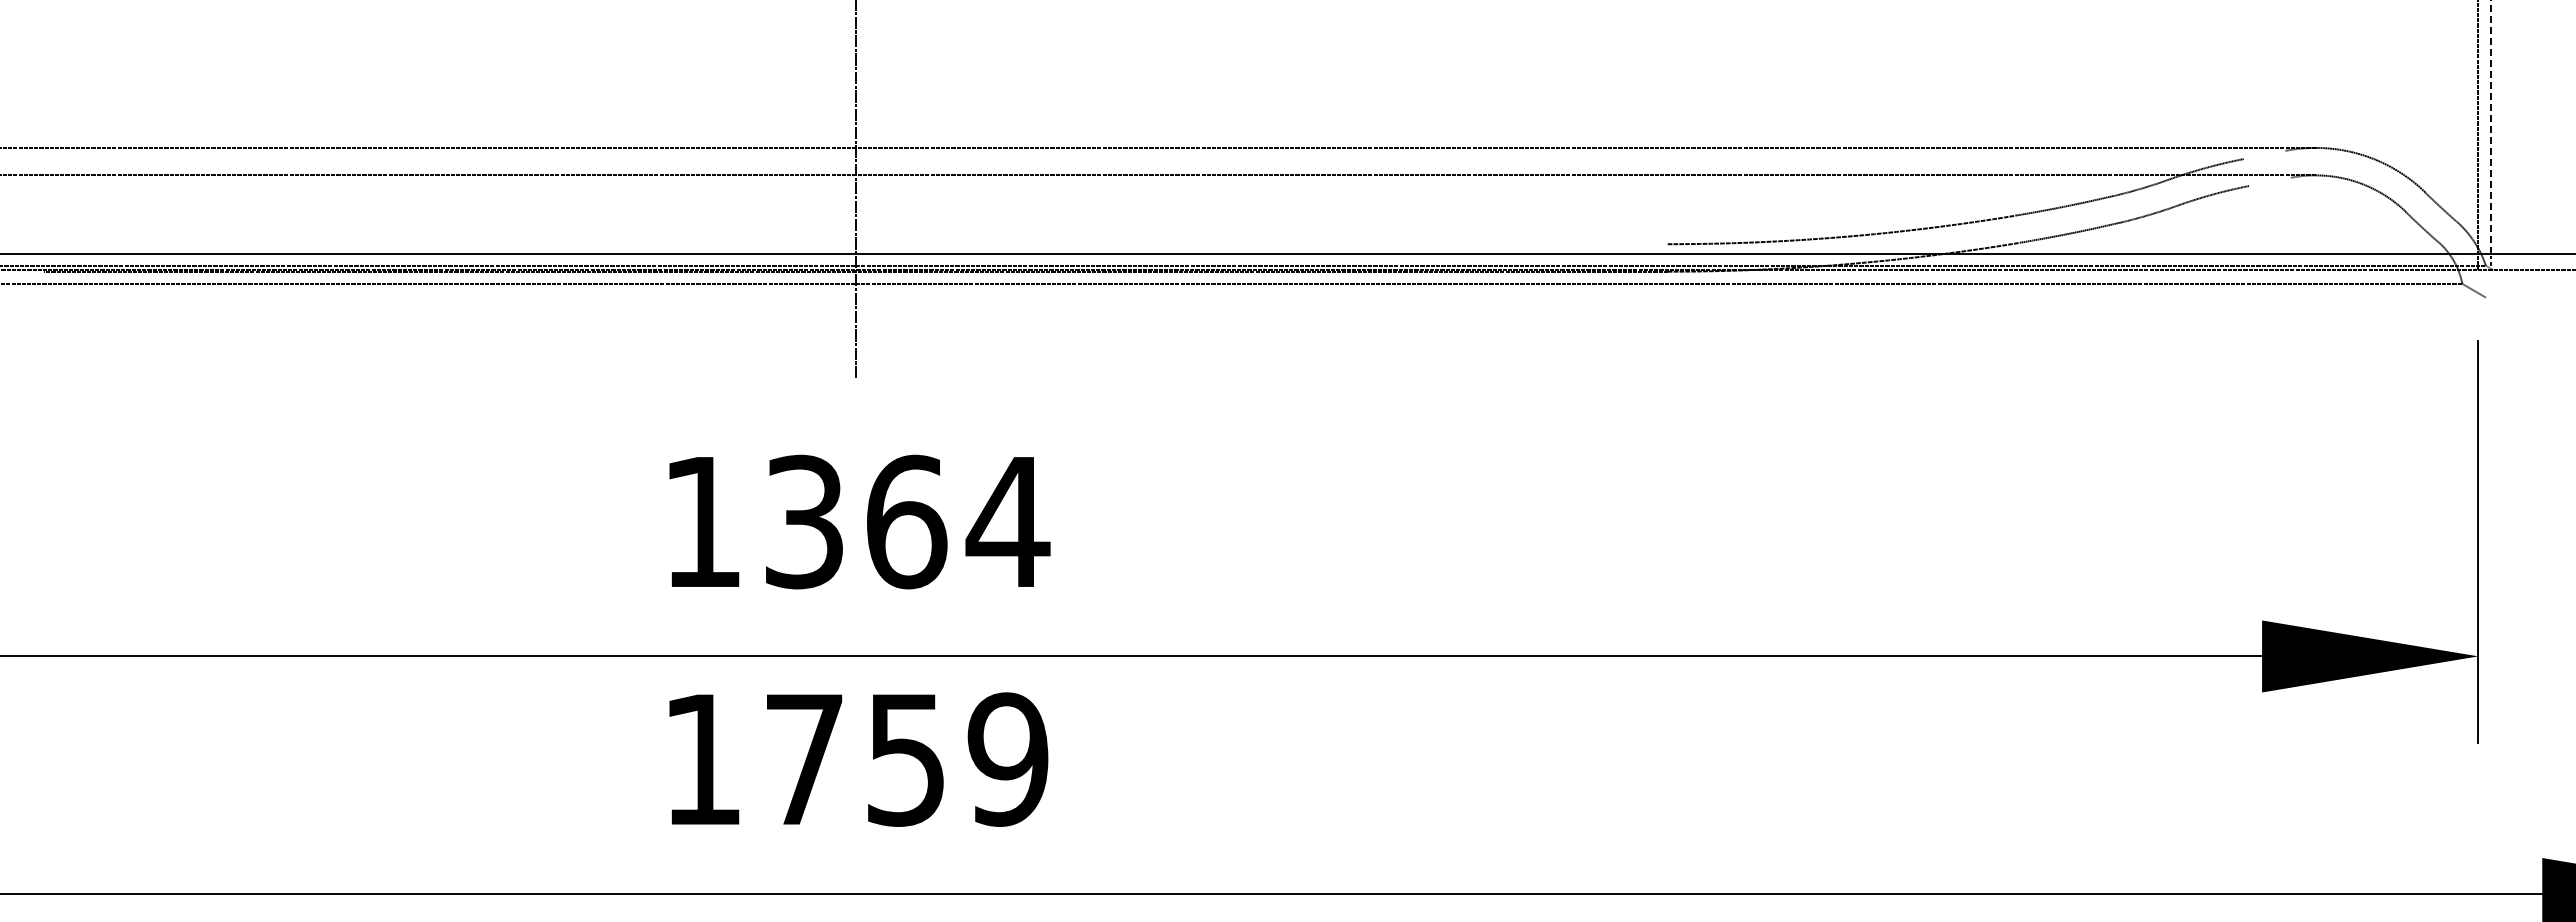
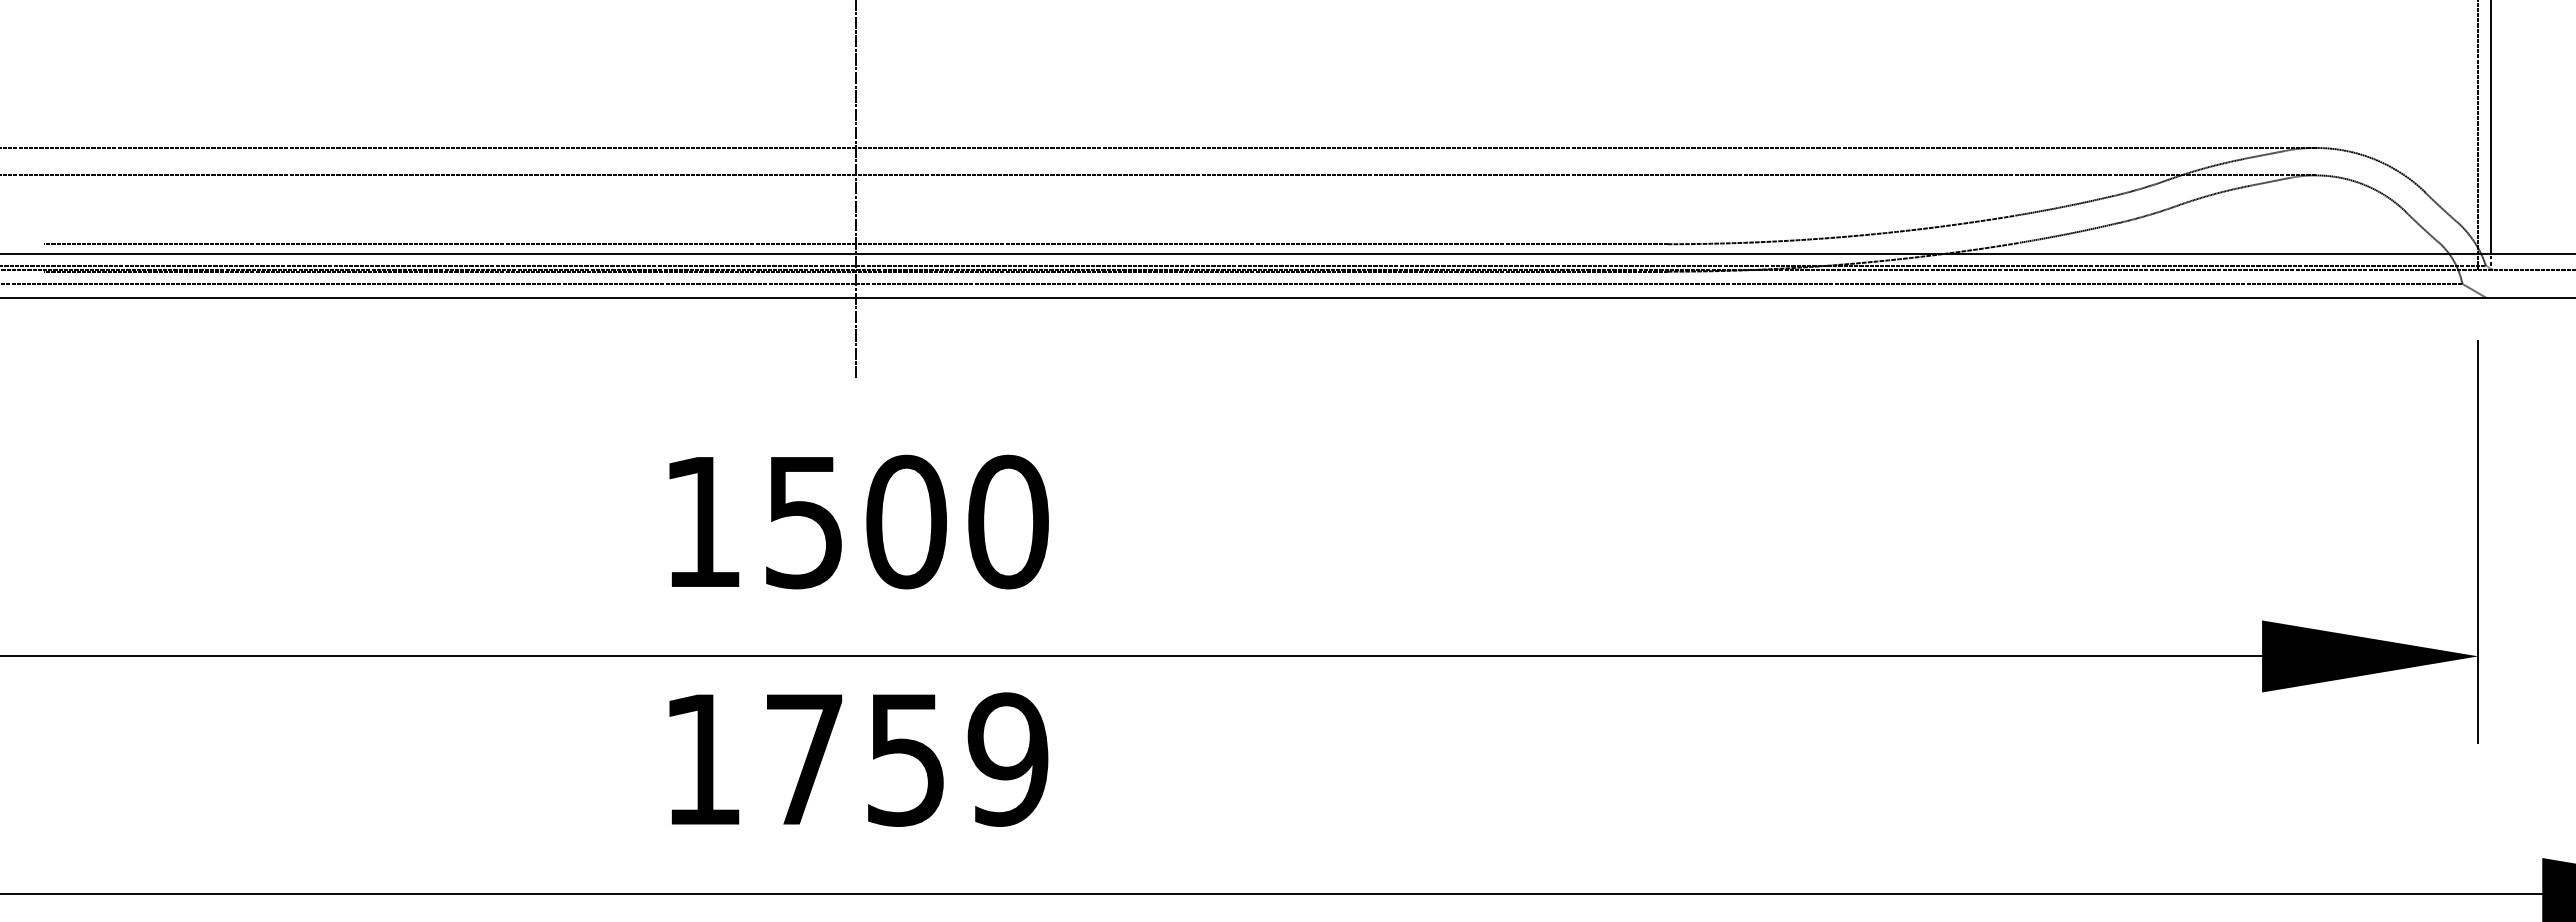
line: dashed -> solid (2491, 127)
line: none -> present (2264, 154)
line: none -> present (2269, 181)
line: none -> present (855, 244)
line: none -> present (1287, 297)
text: 1364 -> 1500 (908, 521)
